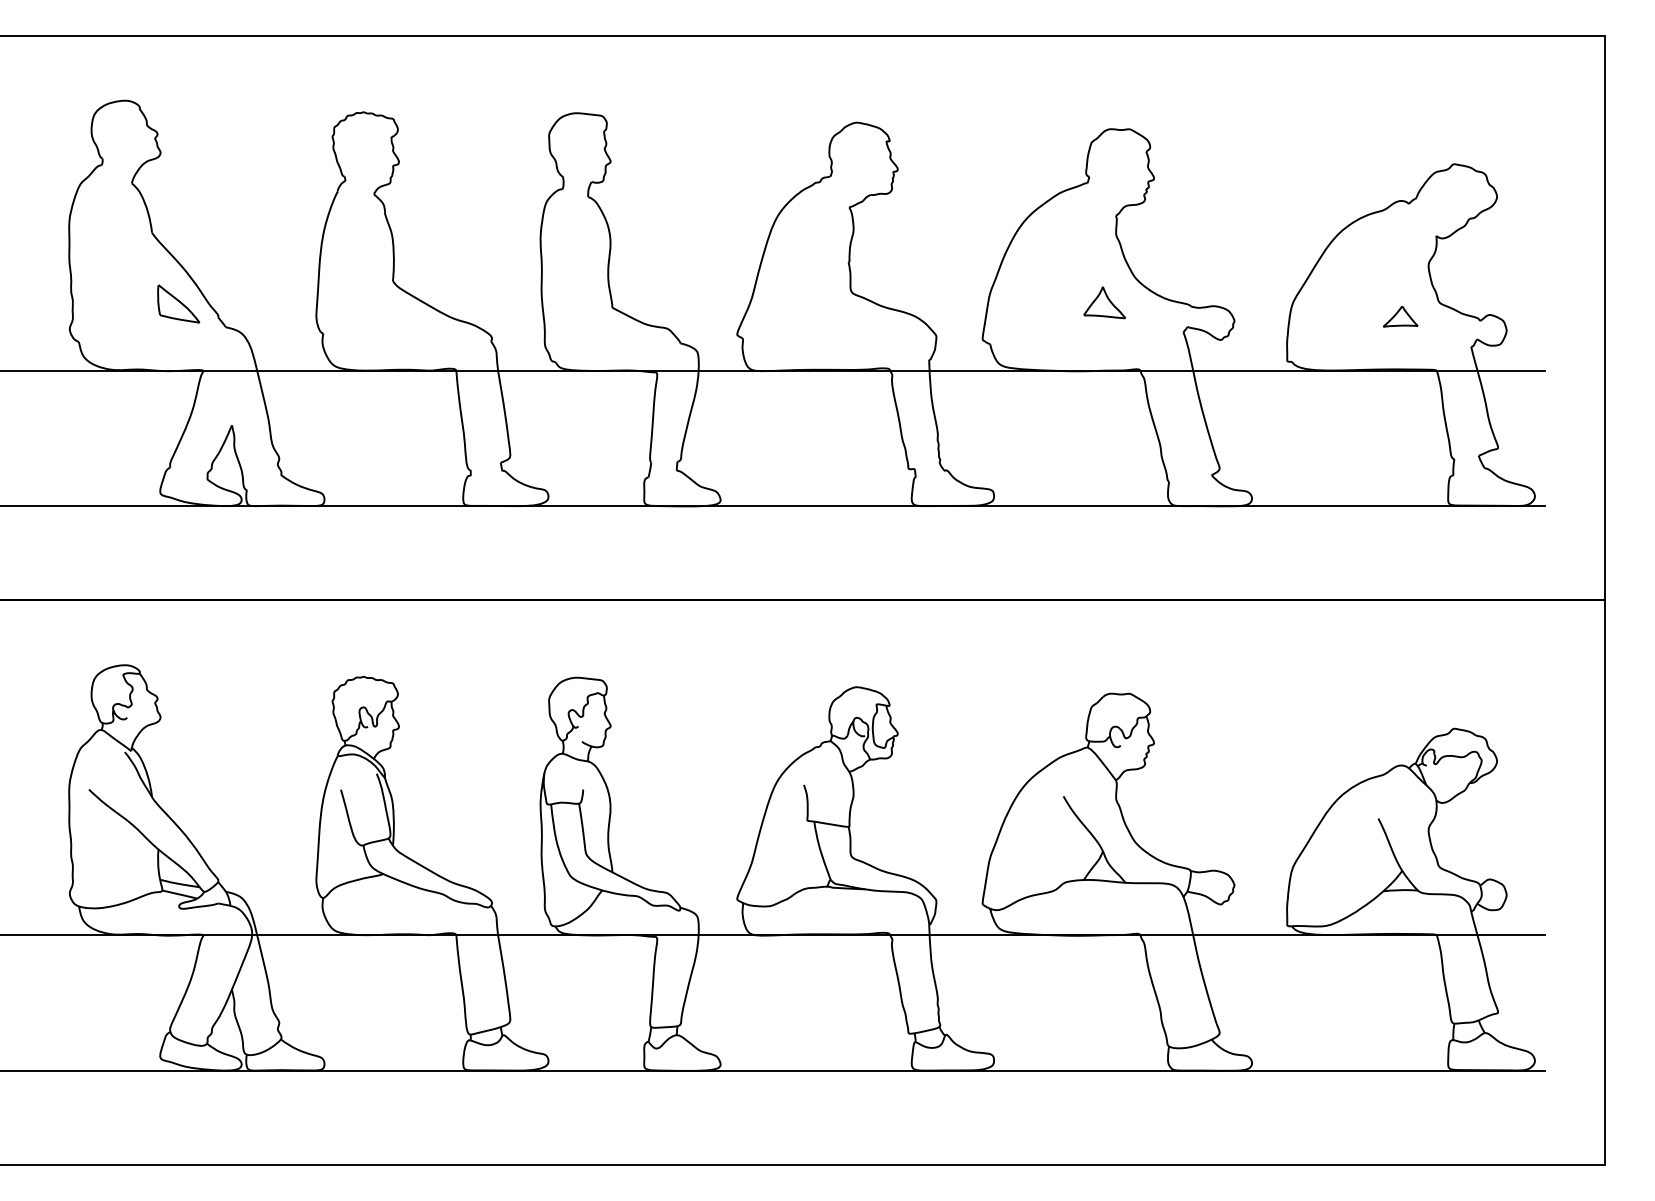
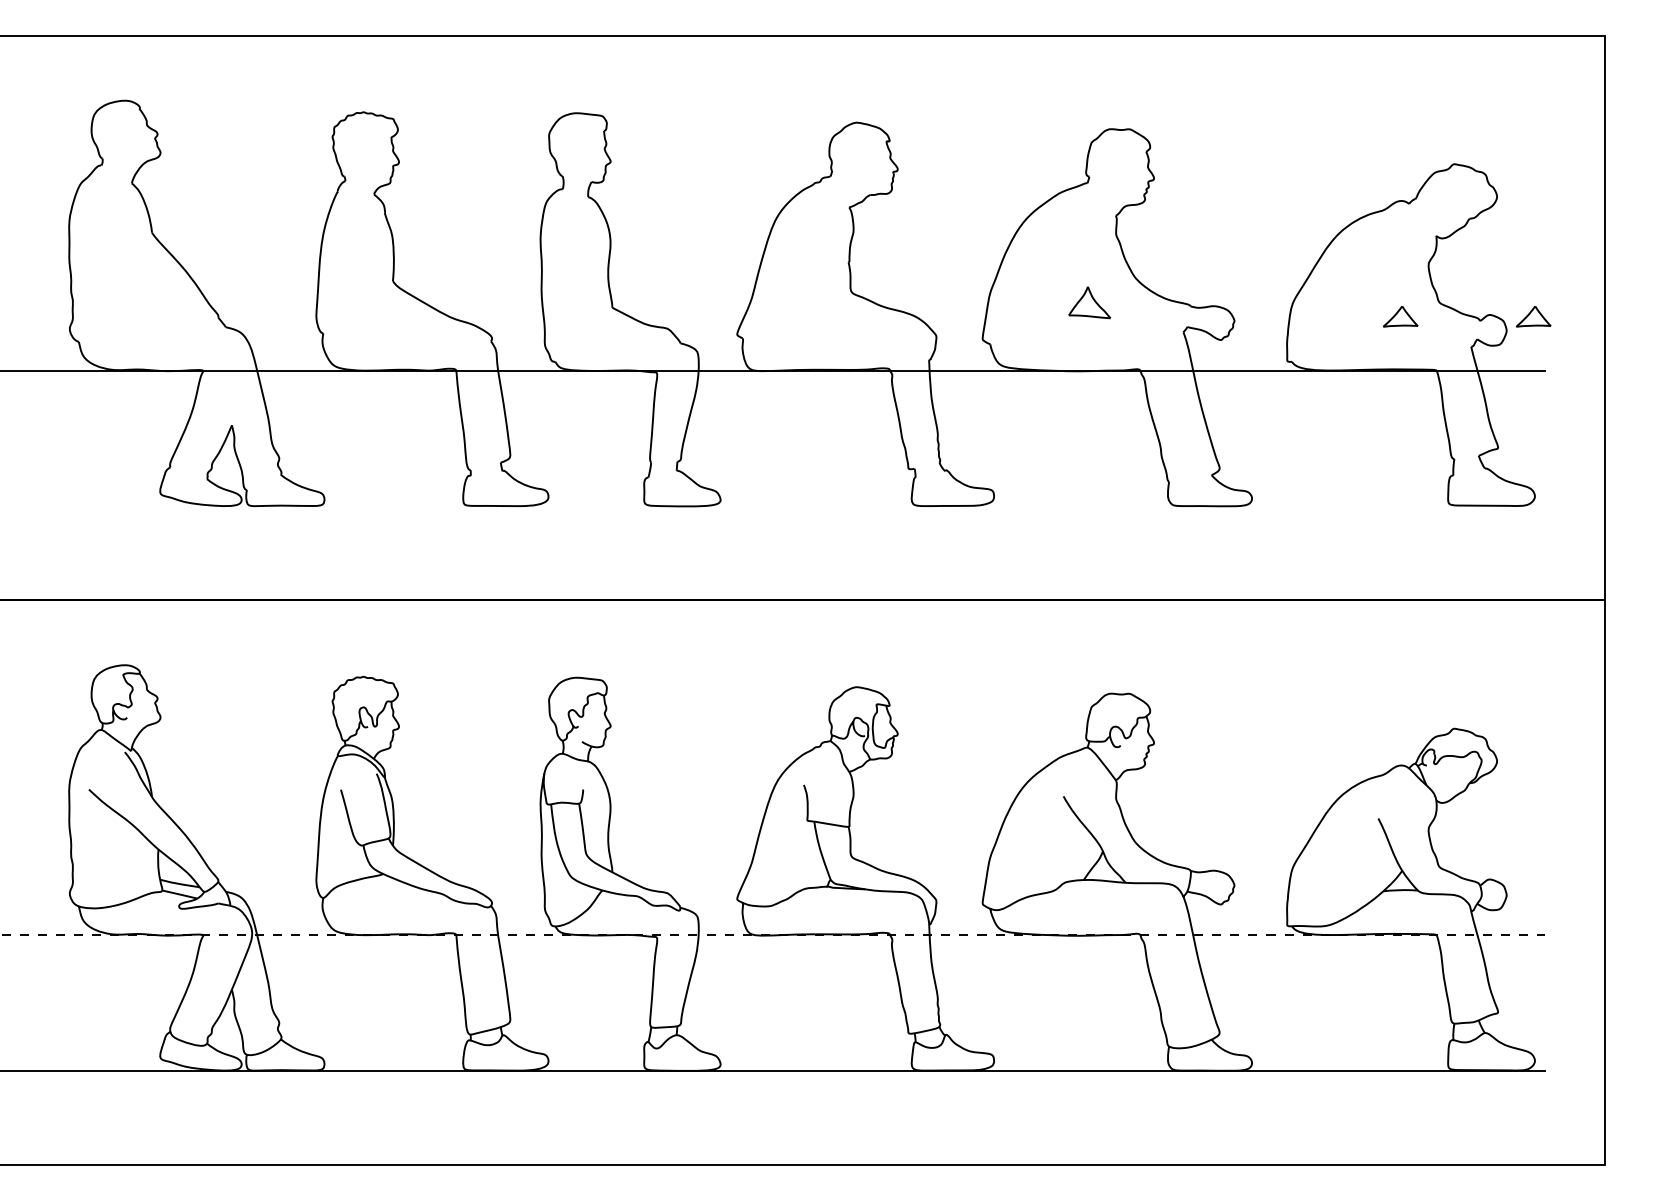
part position: (1104, 302) -> (1089, 302) (1089, 302)
part: present -> none (178, 303)
part: none -> present (1533, 316)
line: present -> none (773, 506)
line: solid -> dashed (773, 935)
